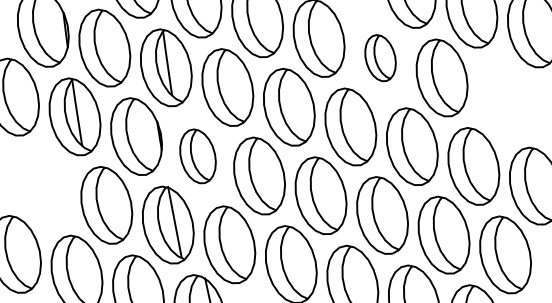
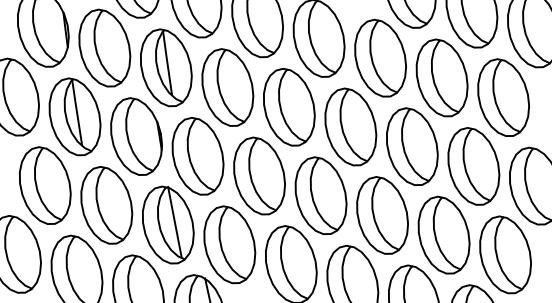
part size: 33x49 px -> 53x80 px (380, 57)
part: none -> present (503, 97)
part size: 38x57 px -> 54x79 px (197, 156)
part: none -> present (45, 185)
